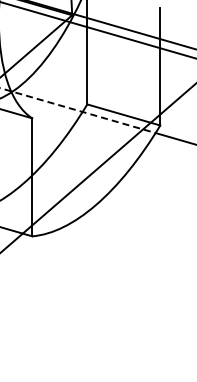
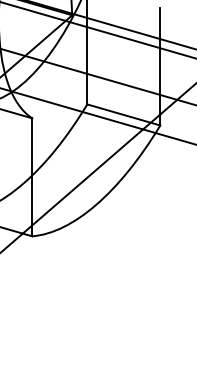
line: none -> present (97, 76)
line: dashed -> solid (78, 110)
